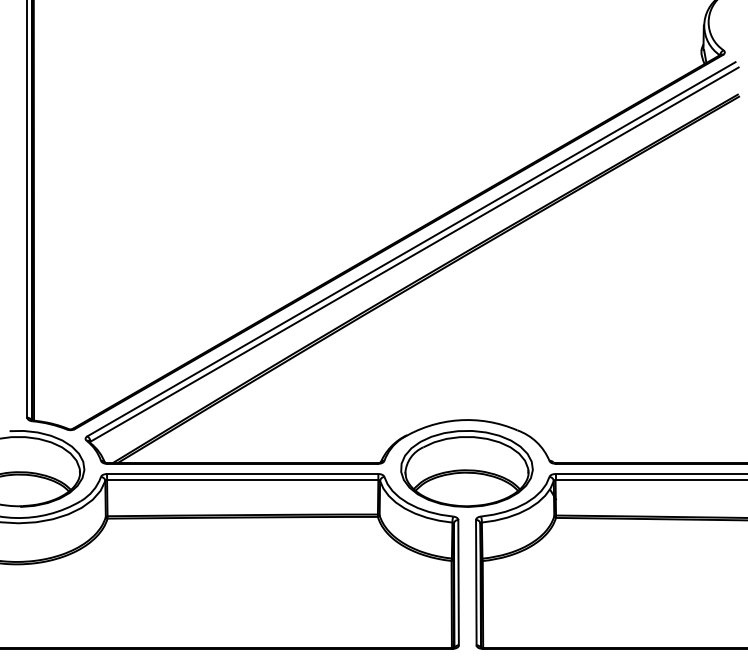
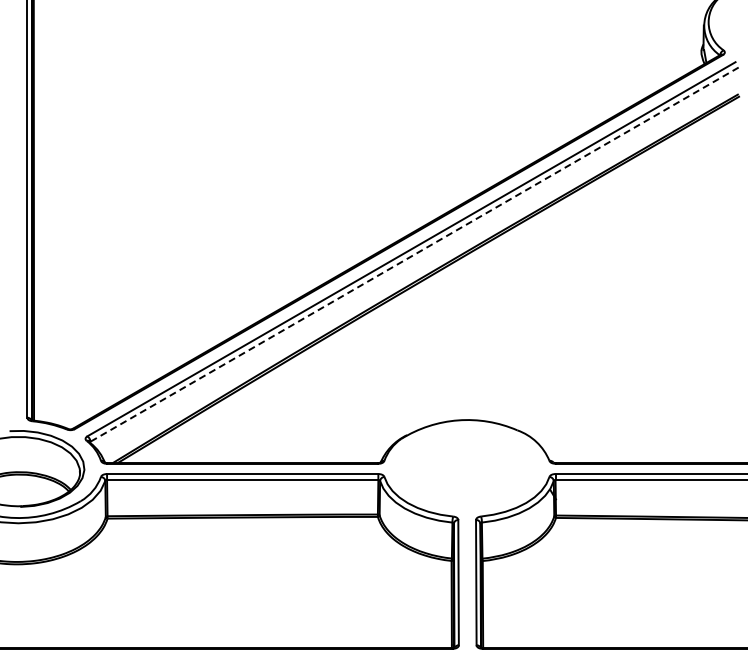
line: solid -> dashed (414, 254)
part: present -> none (466, 468)
